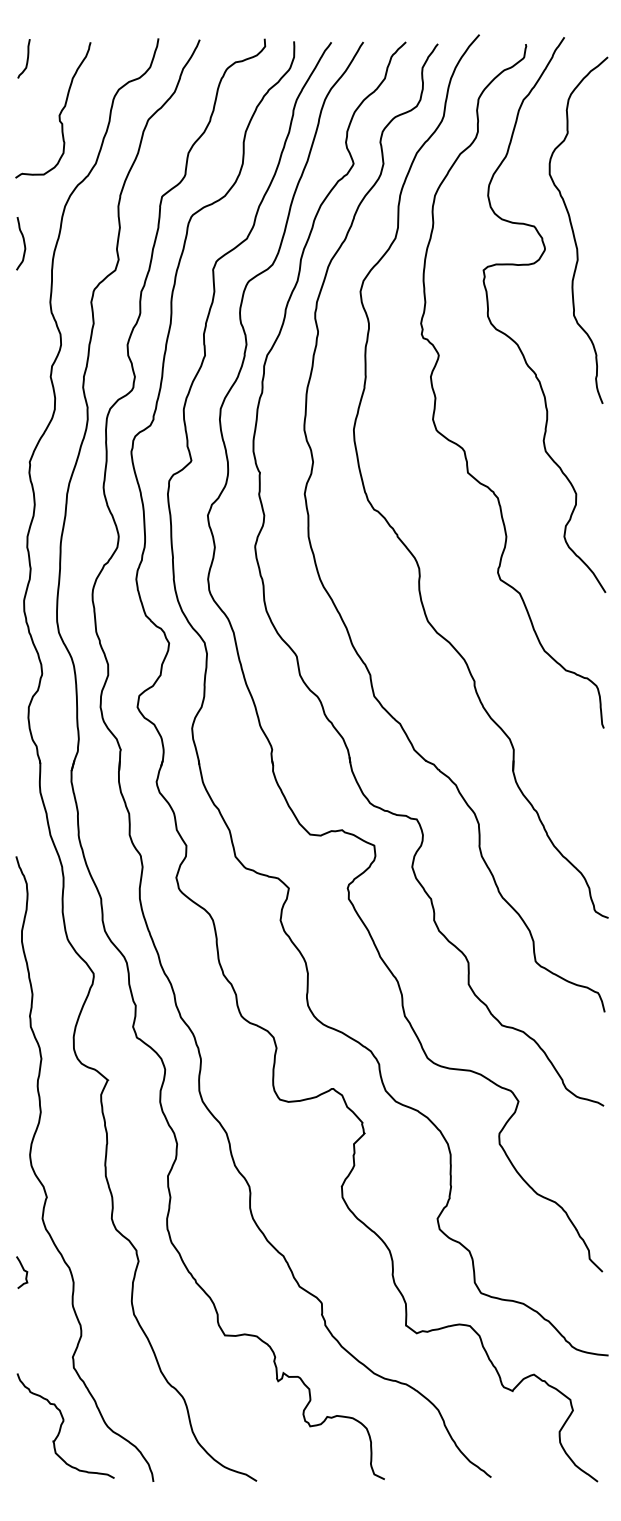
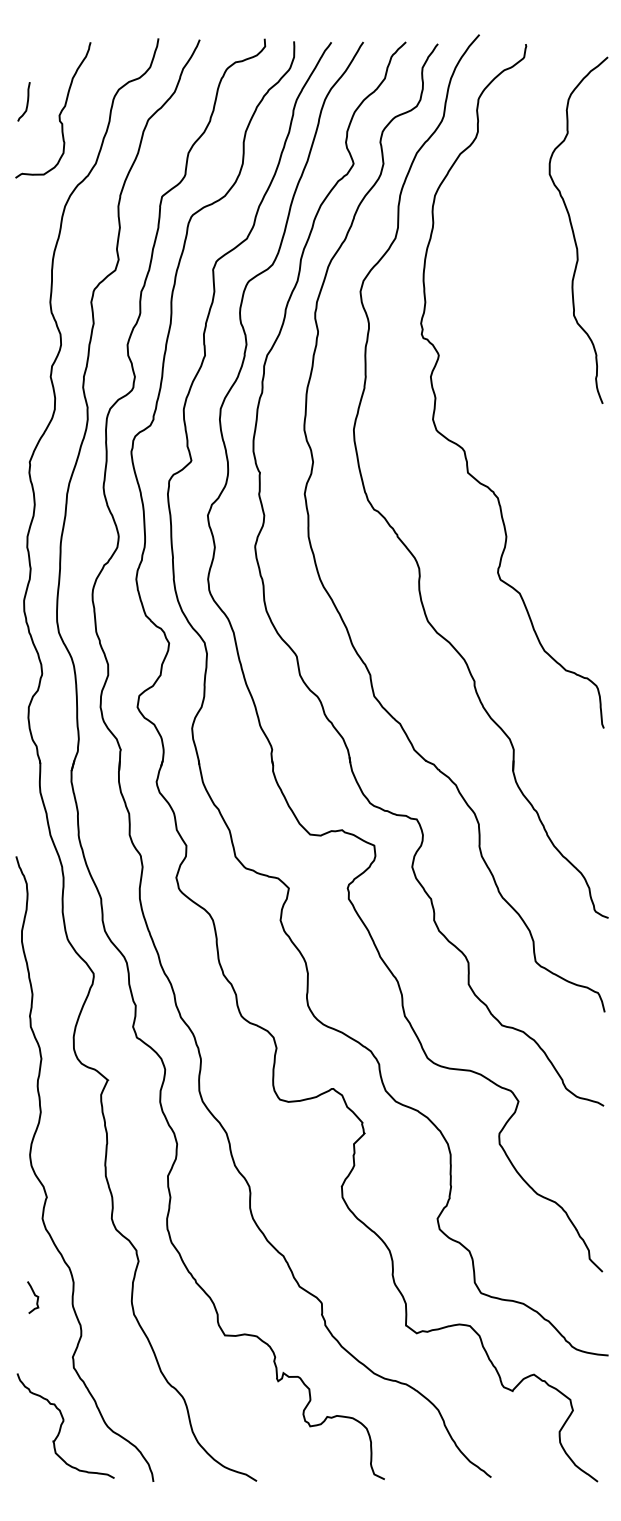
curve position: (26, 59) -> (26, 102) (26, 102)
curve: present -> none (23, 243)
curve: present -> none (516, 342)
curve position: (23, 1270) -> (34, 1295) (34, 1295)
